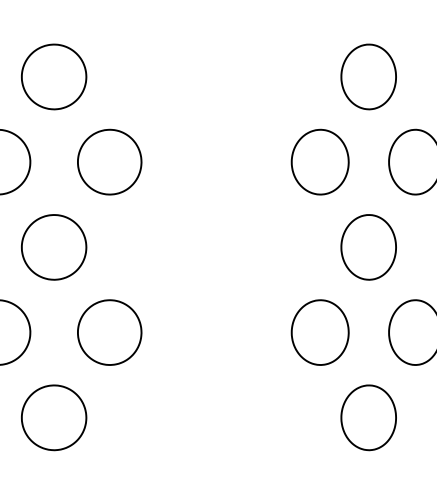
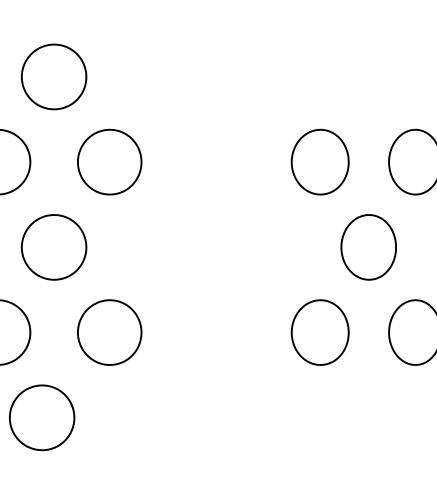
part: present -> none (368, 76)
part position: (54, 417) -> (42, 417) (42, 417)
part: present -> none (368, 417)
